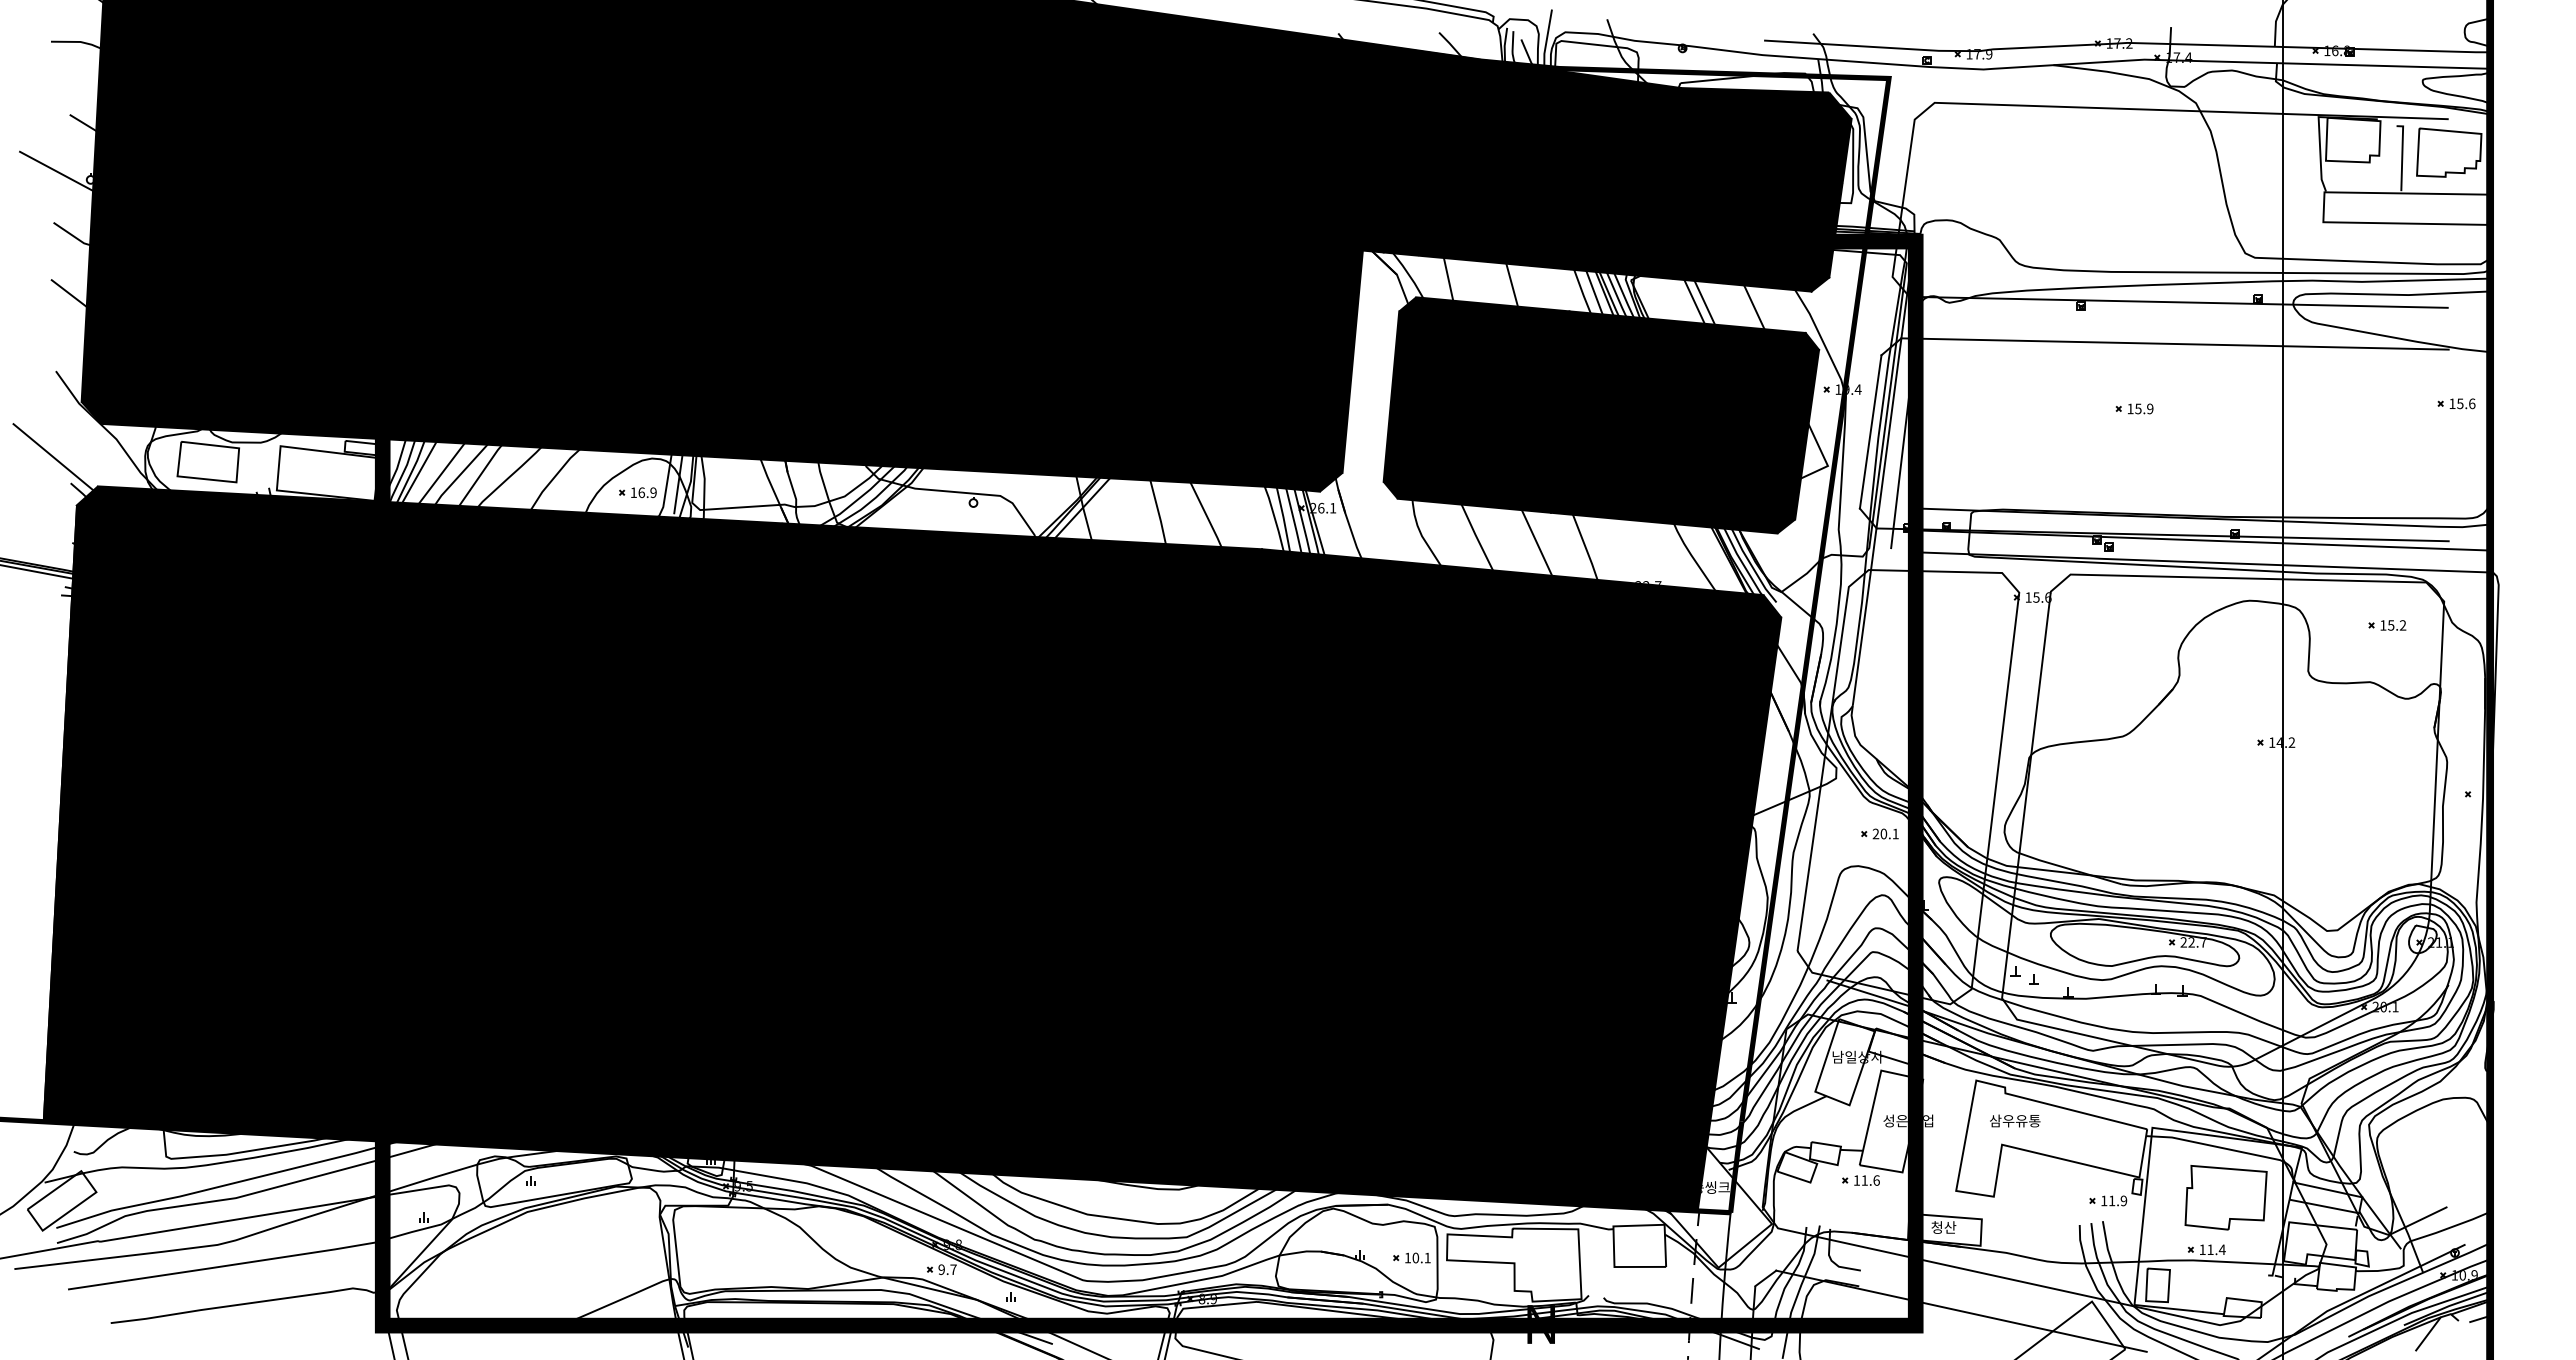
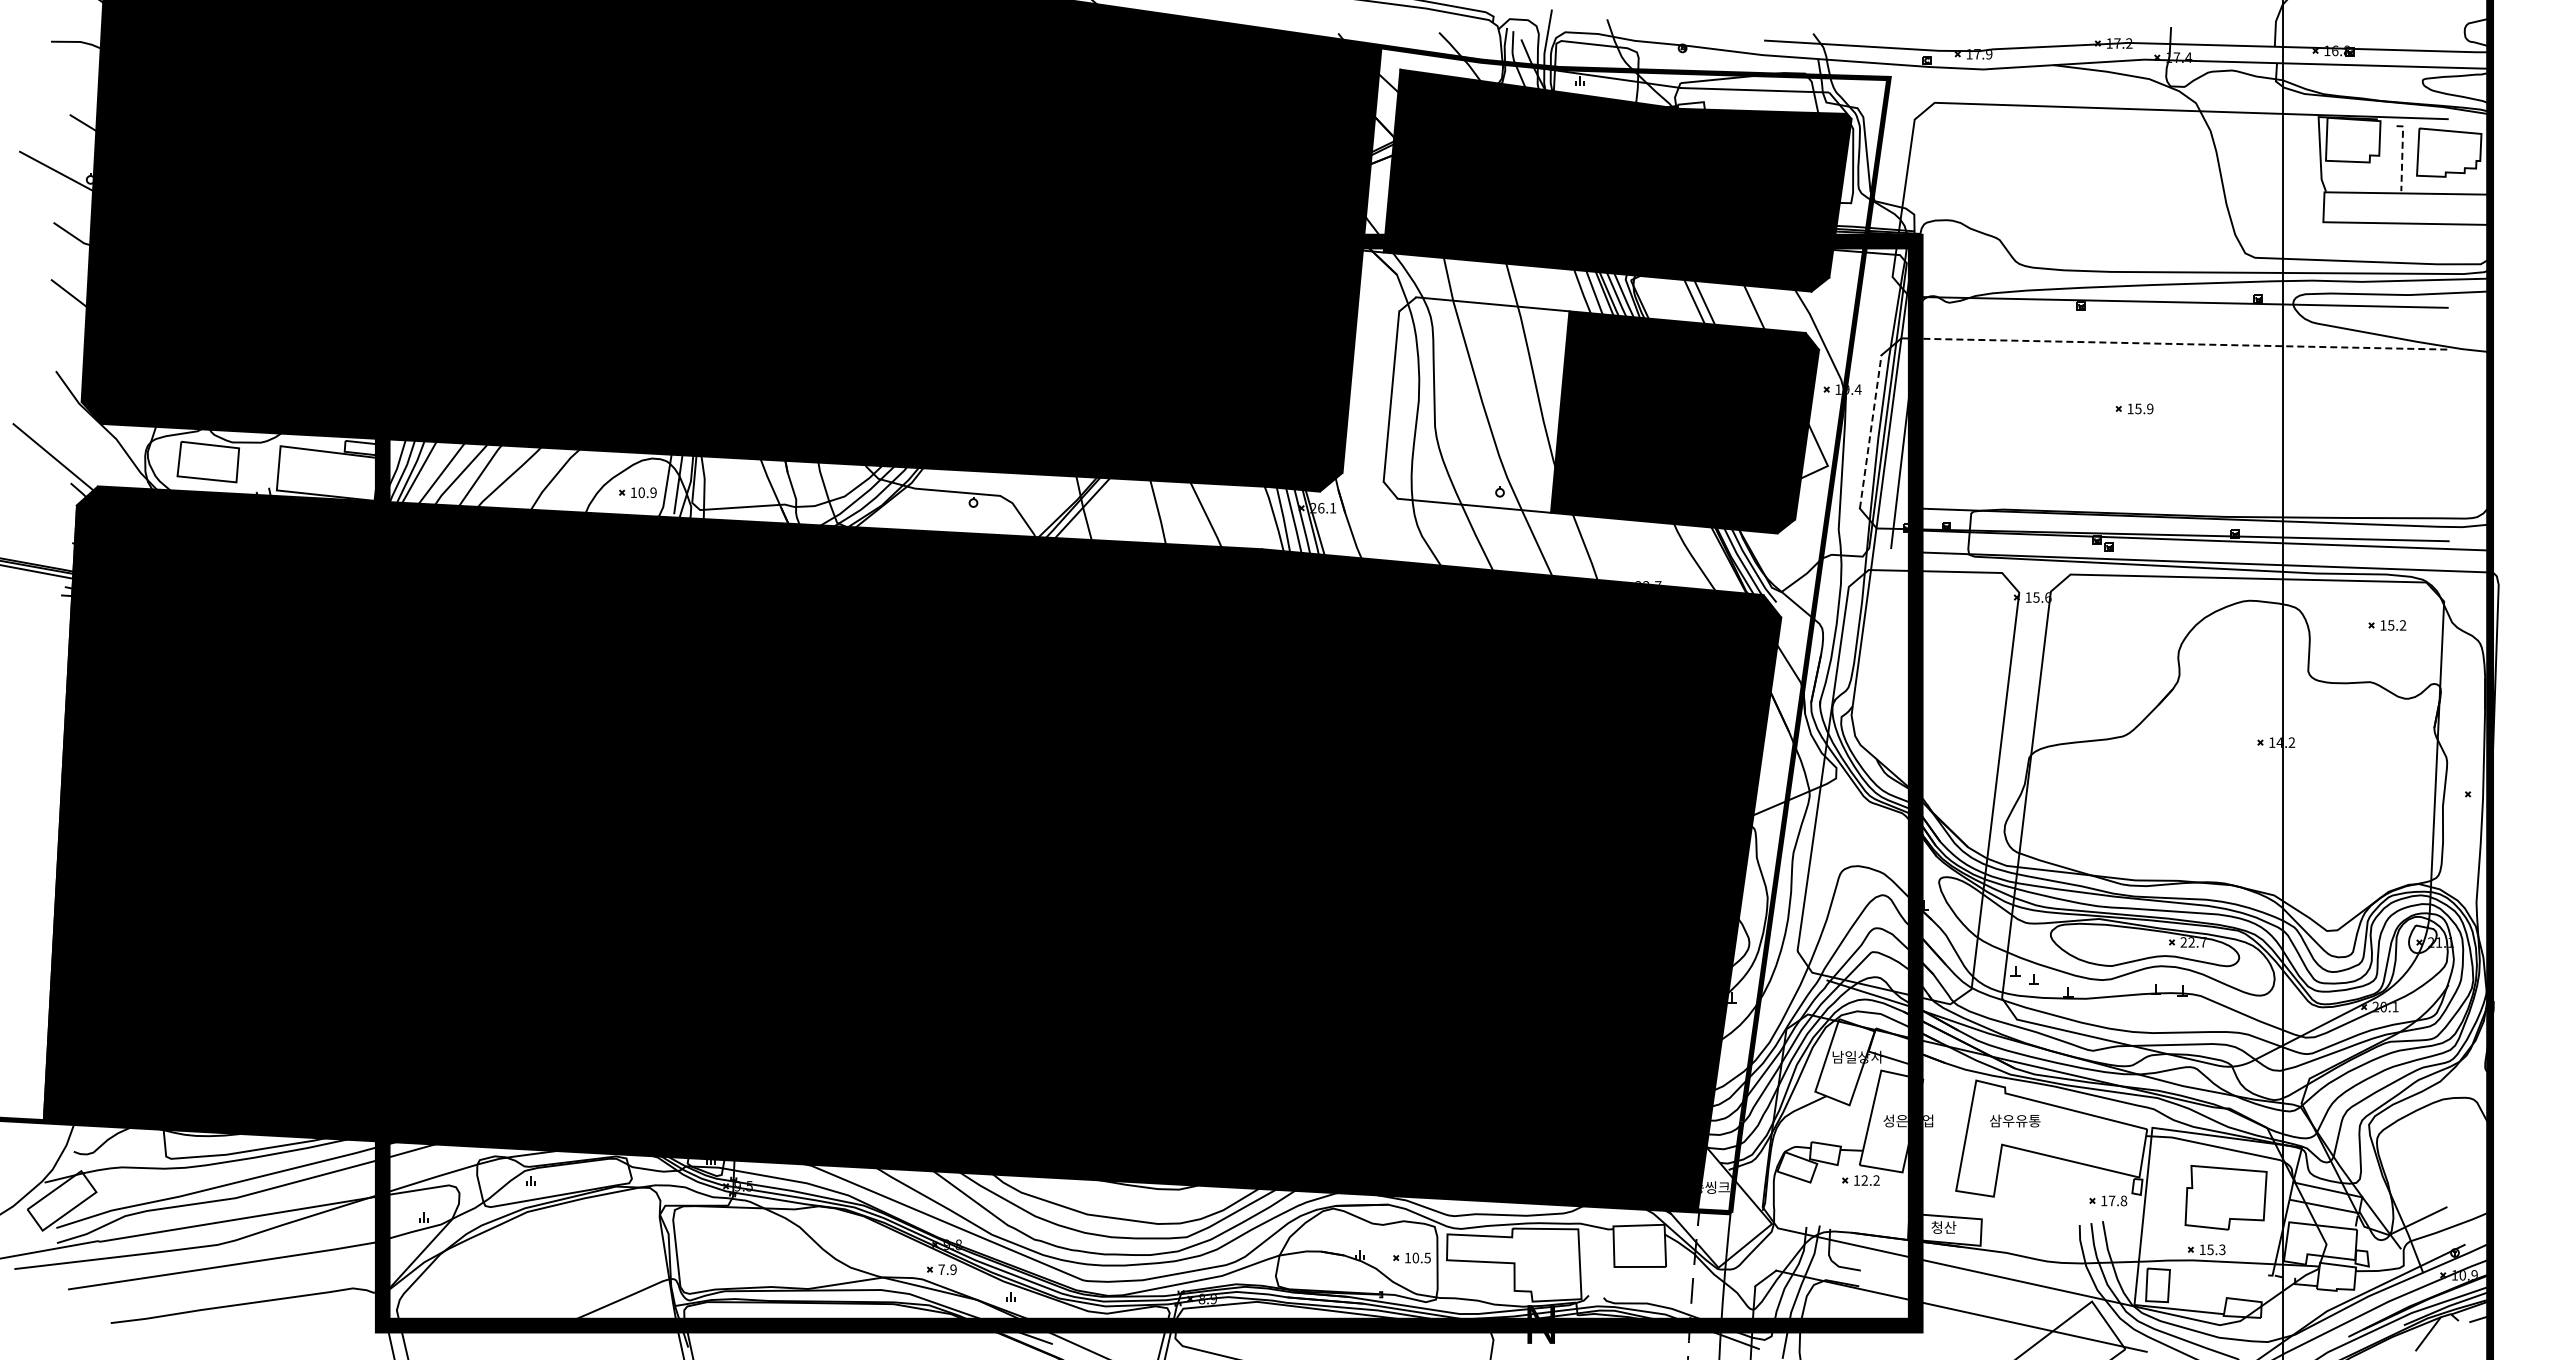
fill: present -> none (1604, 149)
line: solid -> dashed (2402, 155)
line: solid -> dashed (2175, 343)
part: present -> none (2456, 403)
fill: present -> none (1476, 404)
line: solid -> dashed (1870, 431)
text: 16.9 -> 10.9 (641, 492)
part: present -> none (1879, 833)
text: 11.6 -> 12.2 (1870, 1180)
text: 11.9 -> 17.8 (2118, 1200)
text: 11.4 -> 15.3 (2216, 1249)
text: 10.1 -> 10.5 (1427, 1257)
text: 9.7 -> 7.9 (947, 1269)
